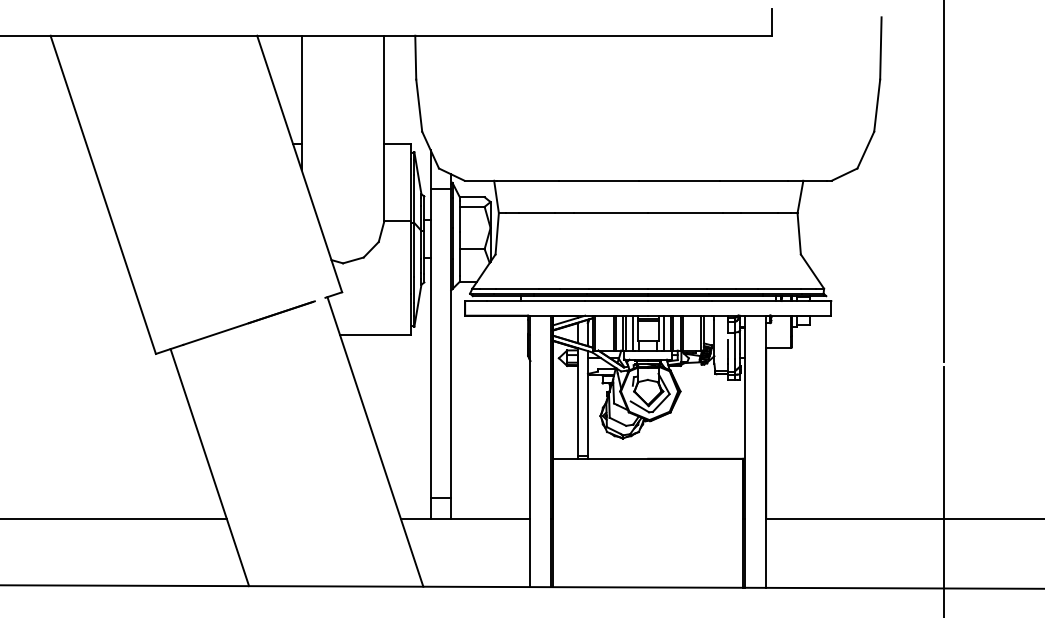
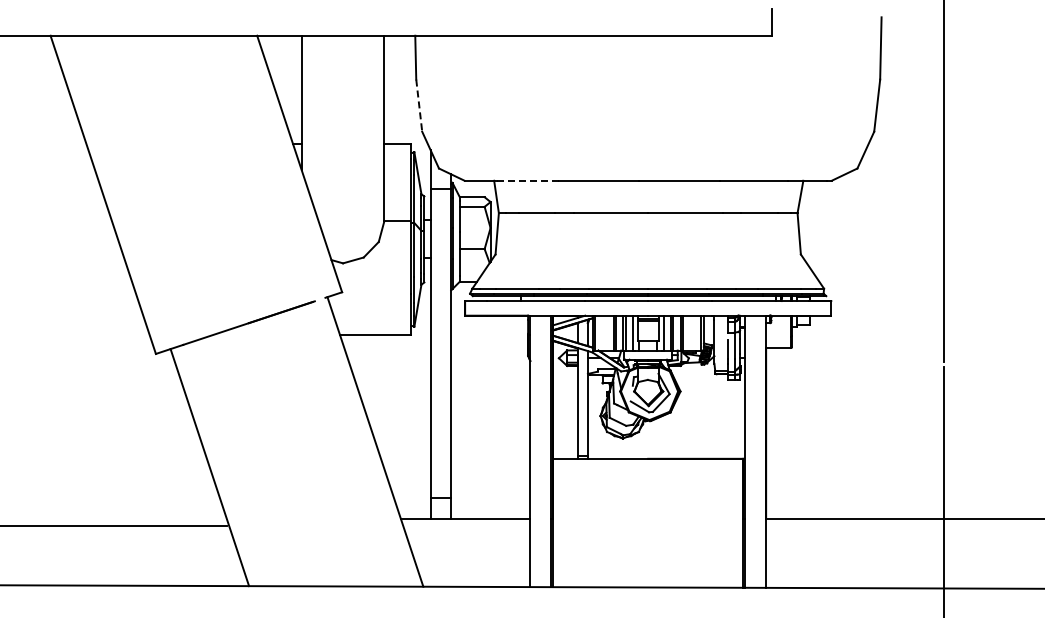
line: solid -> dashed (419, 106)
line: solid -> dashed (528, 180)
line position: (114, 518) -> (114, 525) (114, 525)
